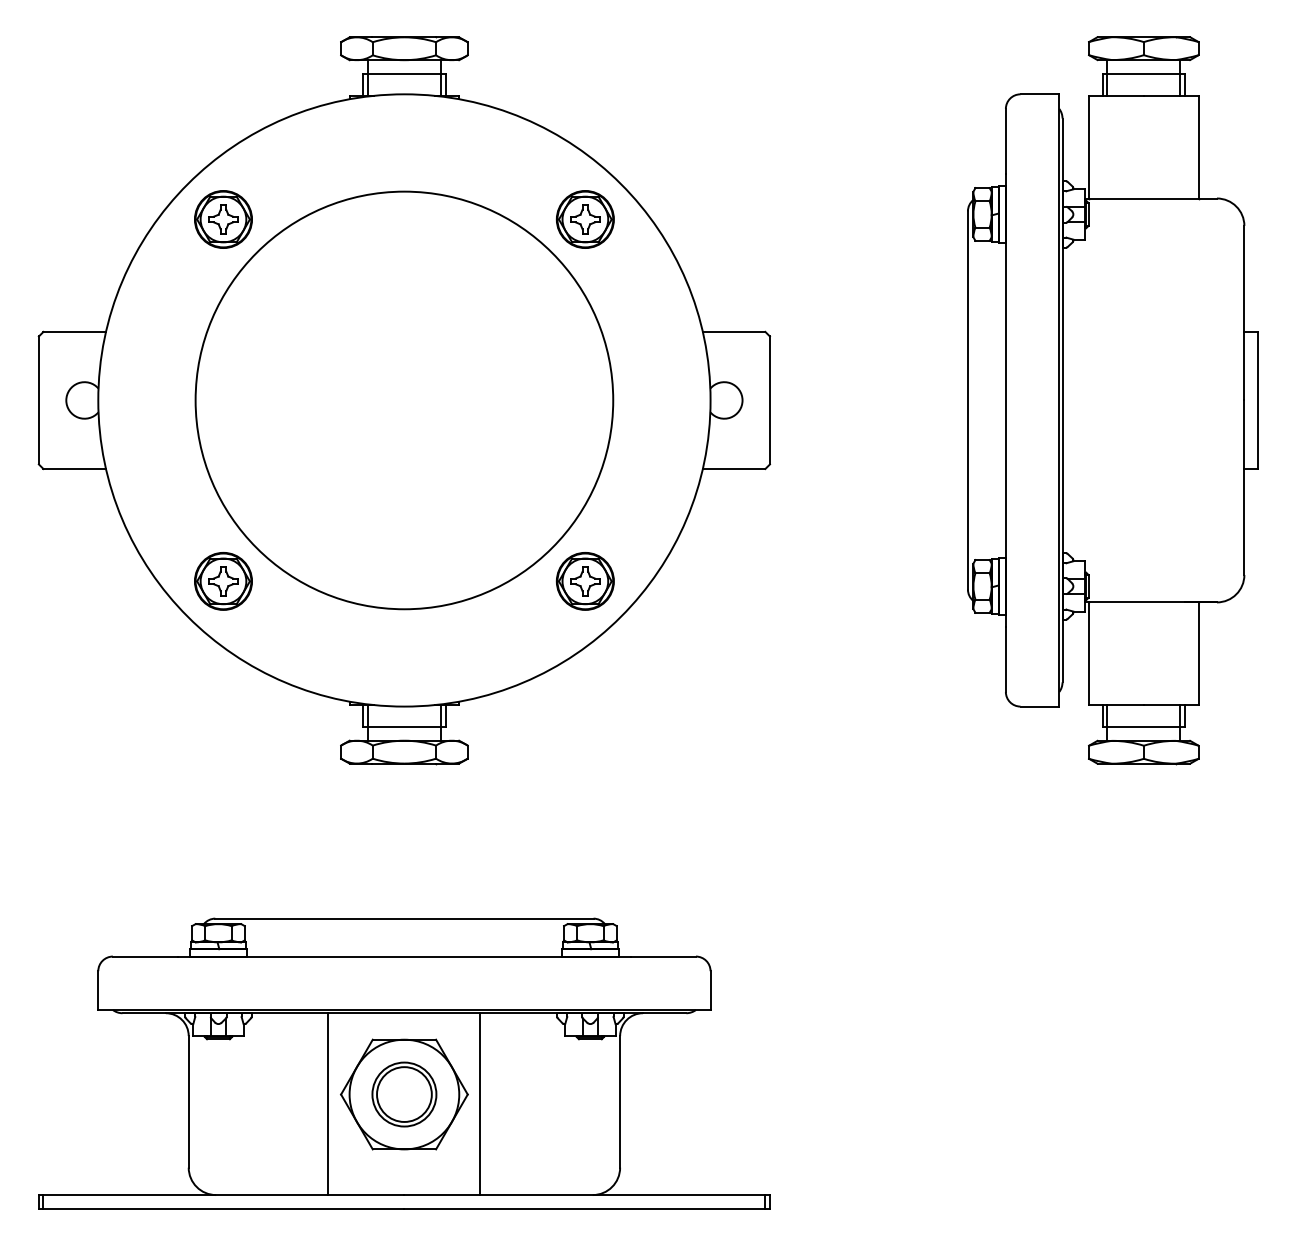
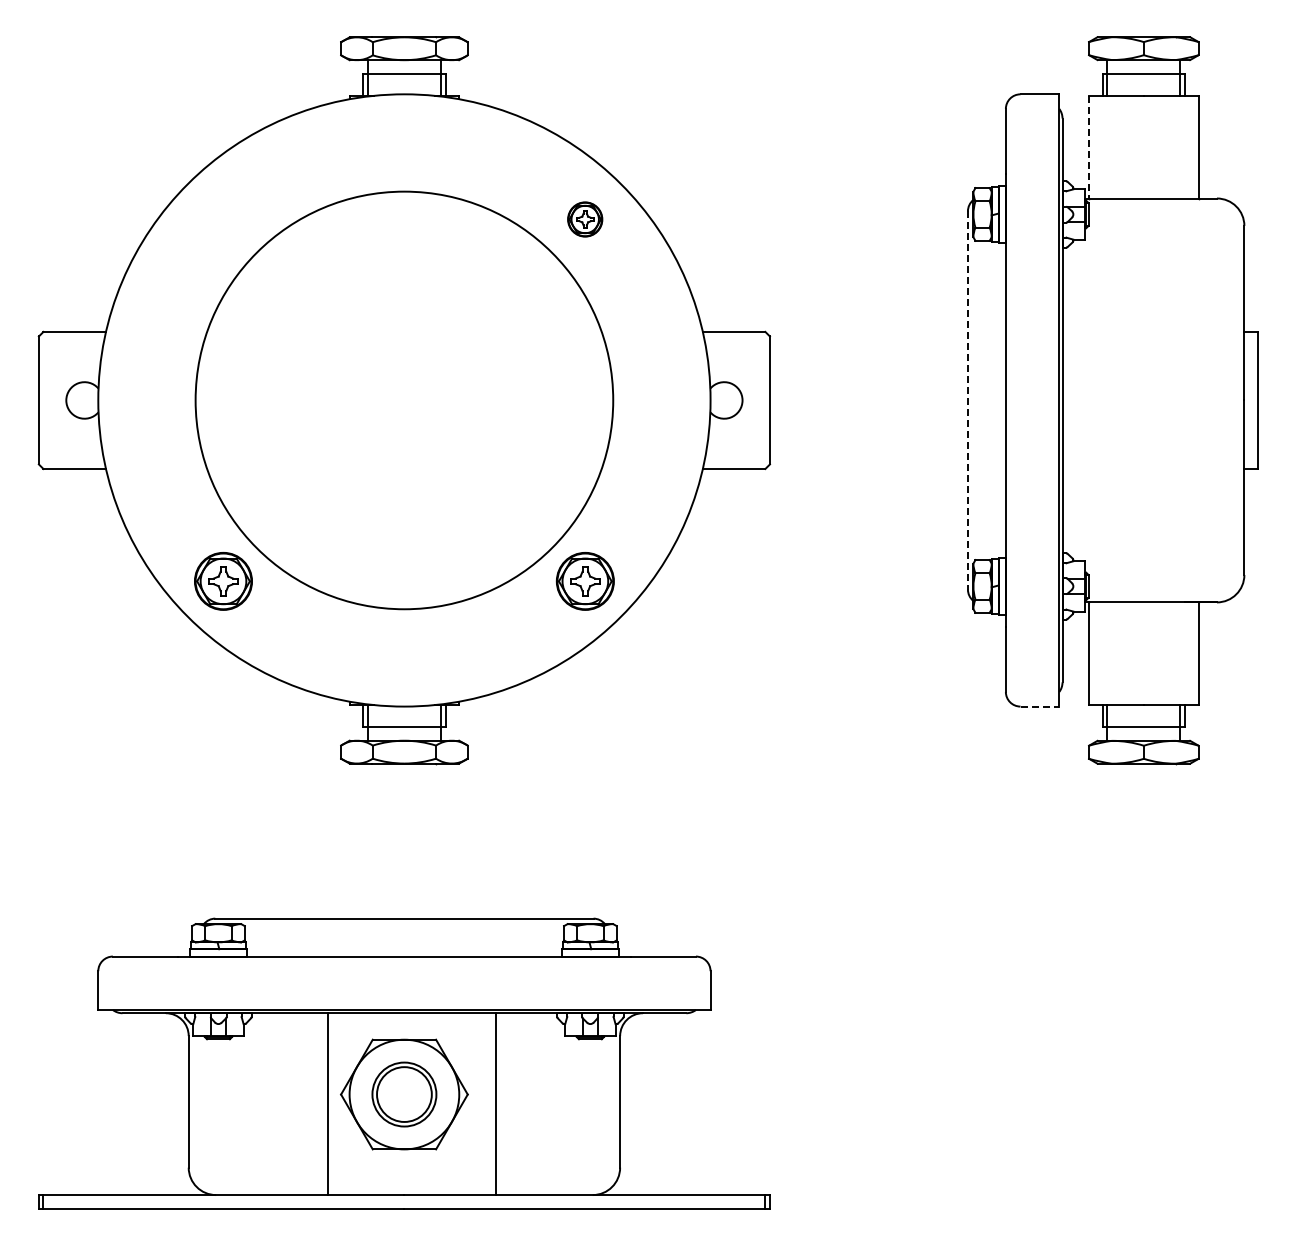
line: solid -> dashed (1089, 147)
part: present -> none (223, 219)
part size: 60x59 px -> 37x37 px (585, 219)
line: solid -> dashed (967, 400)
line: solid -> dashed (1040, 706)
line position: (480, 1104) -> (496, 1104) (496, 1104)
